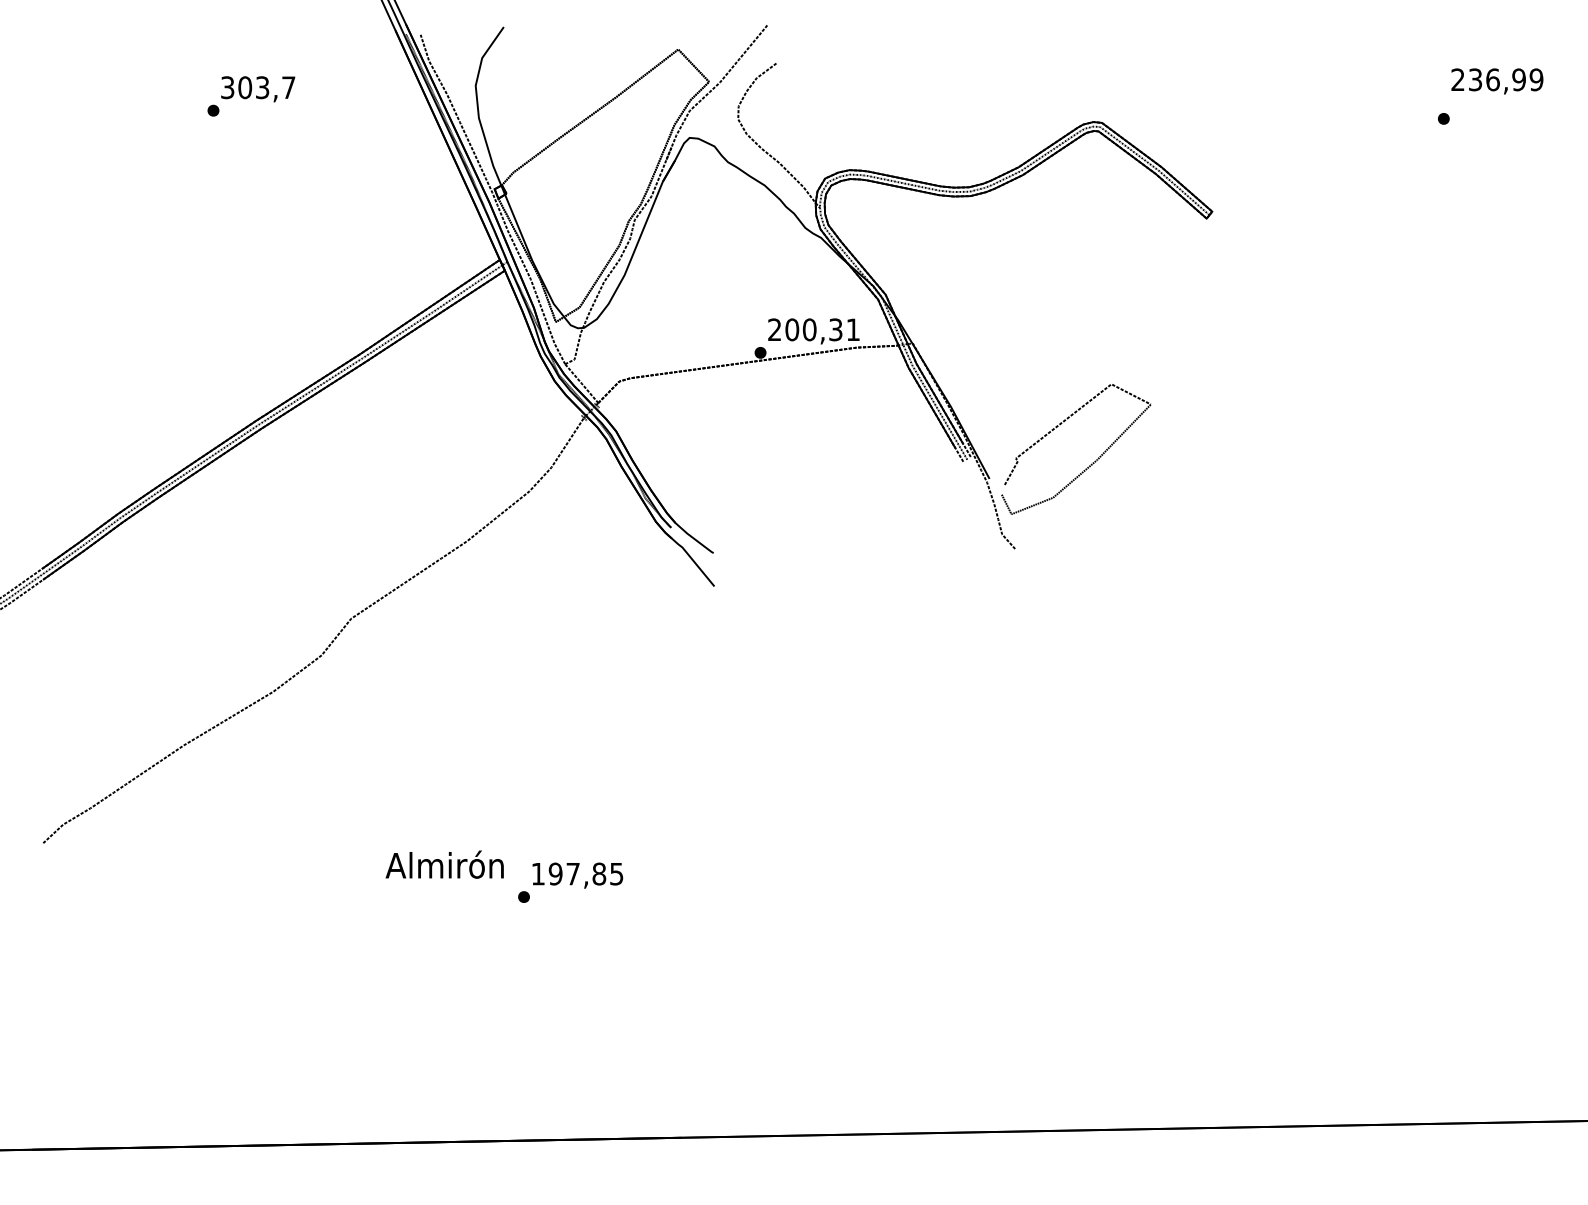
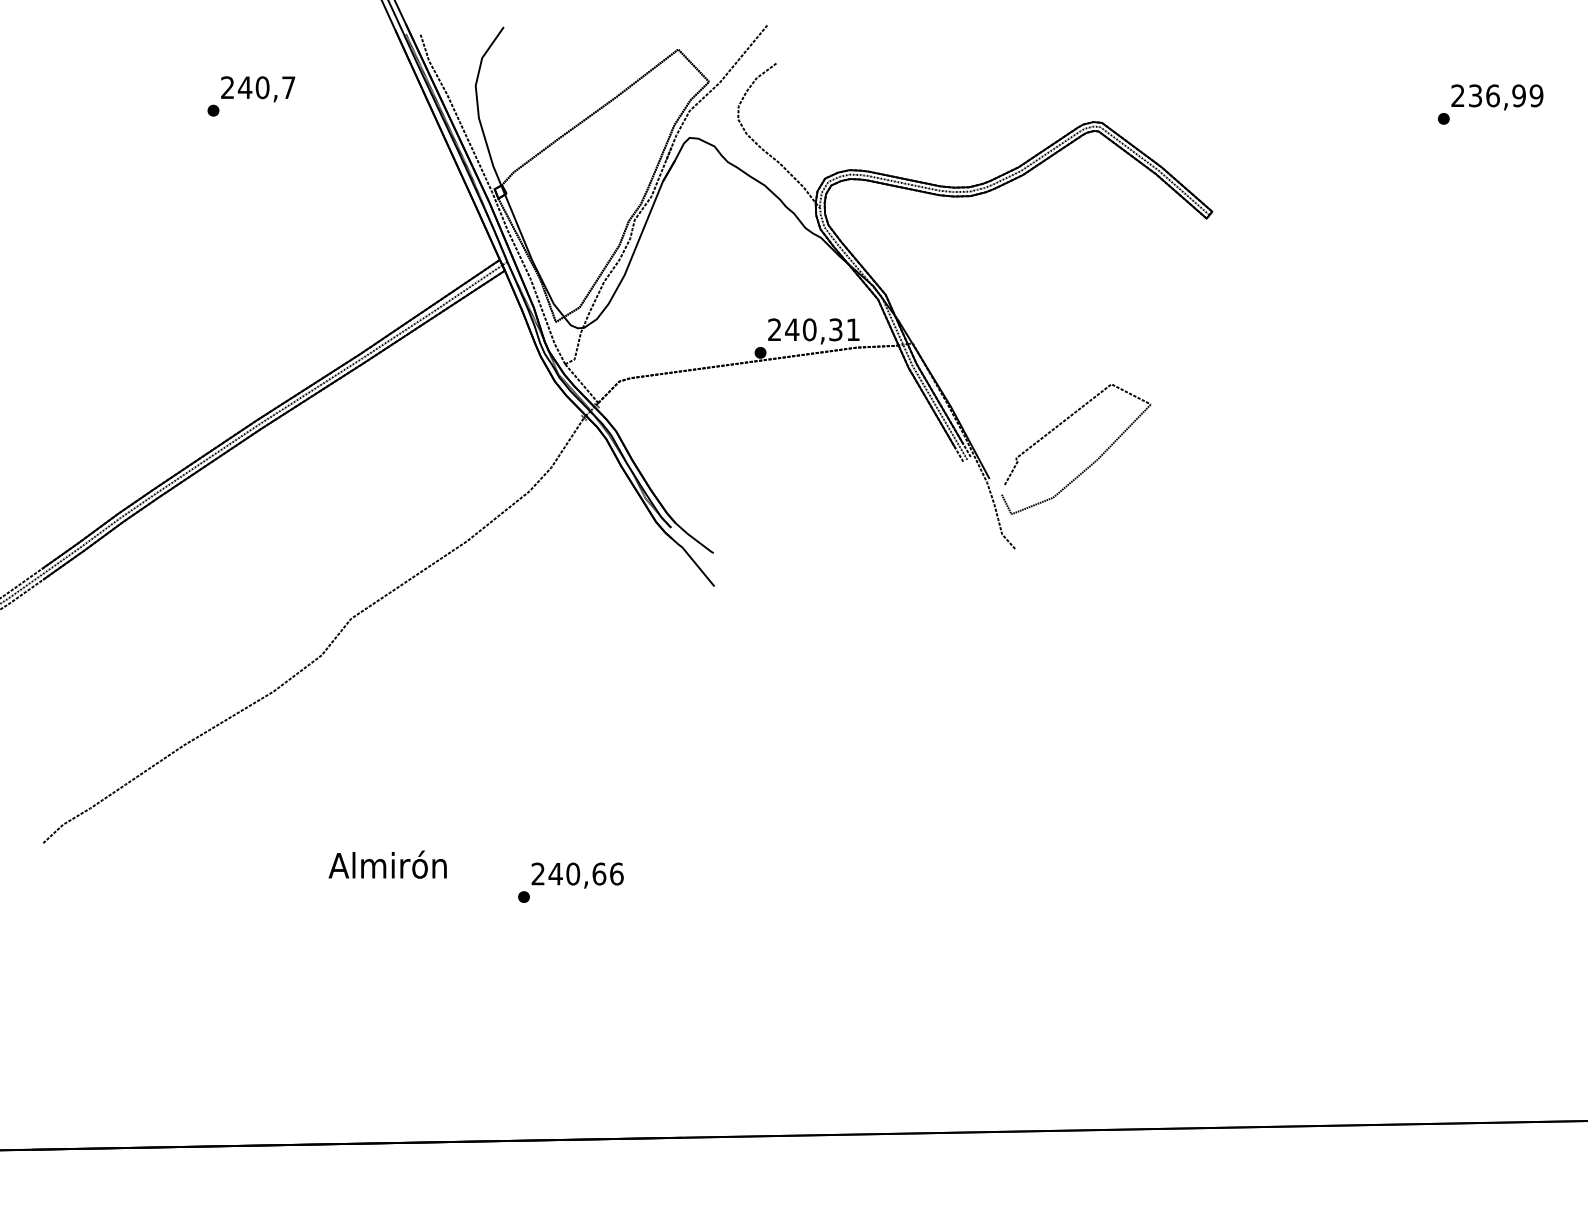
text position: (1497, 81) -> (1497, 97) (1497, 97)
text: 303,7 -> 240,7 (245, 87)
text: 200,31 -> 240,31 (792, 329)
text position: (444, 864) -> (387, 864) (387, 864)
text: 197,85 -> 240,66 (577, 873)
